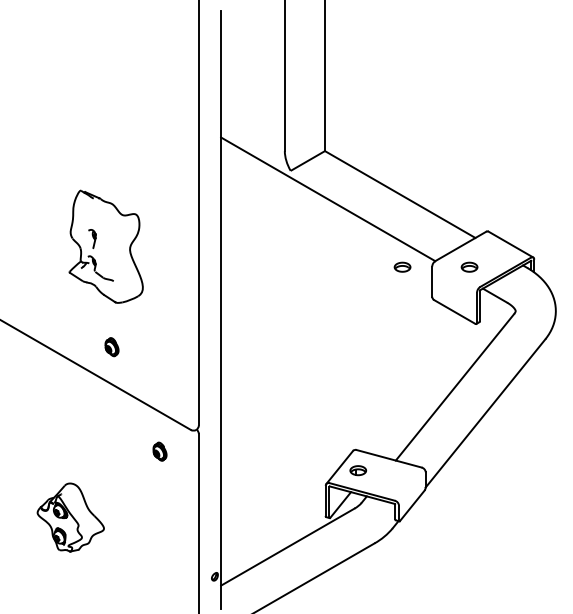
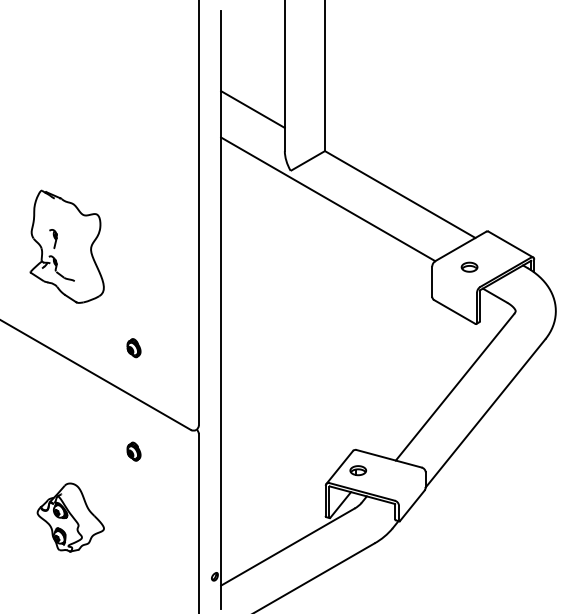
line: none -> present (252, 109)
part position: (105, 246) -> (66, 246) (66, 246)
part: present -> none (402, 266)
part position: (111, 347) -> (133, 348) (133, 348)
part position: (159, 451) -> (133, 451) (133, 451)
